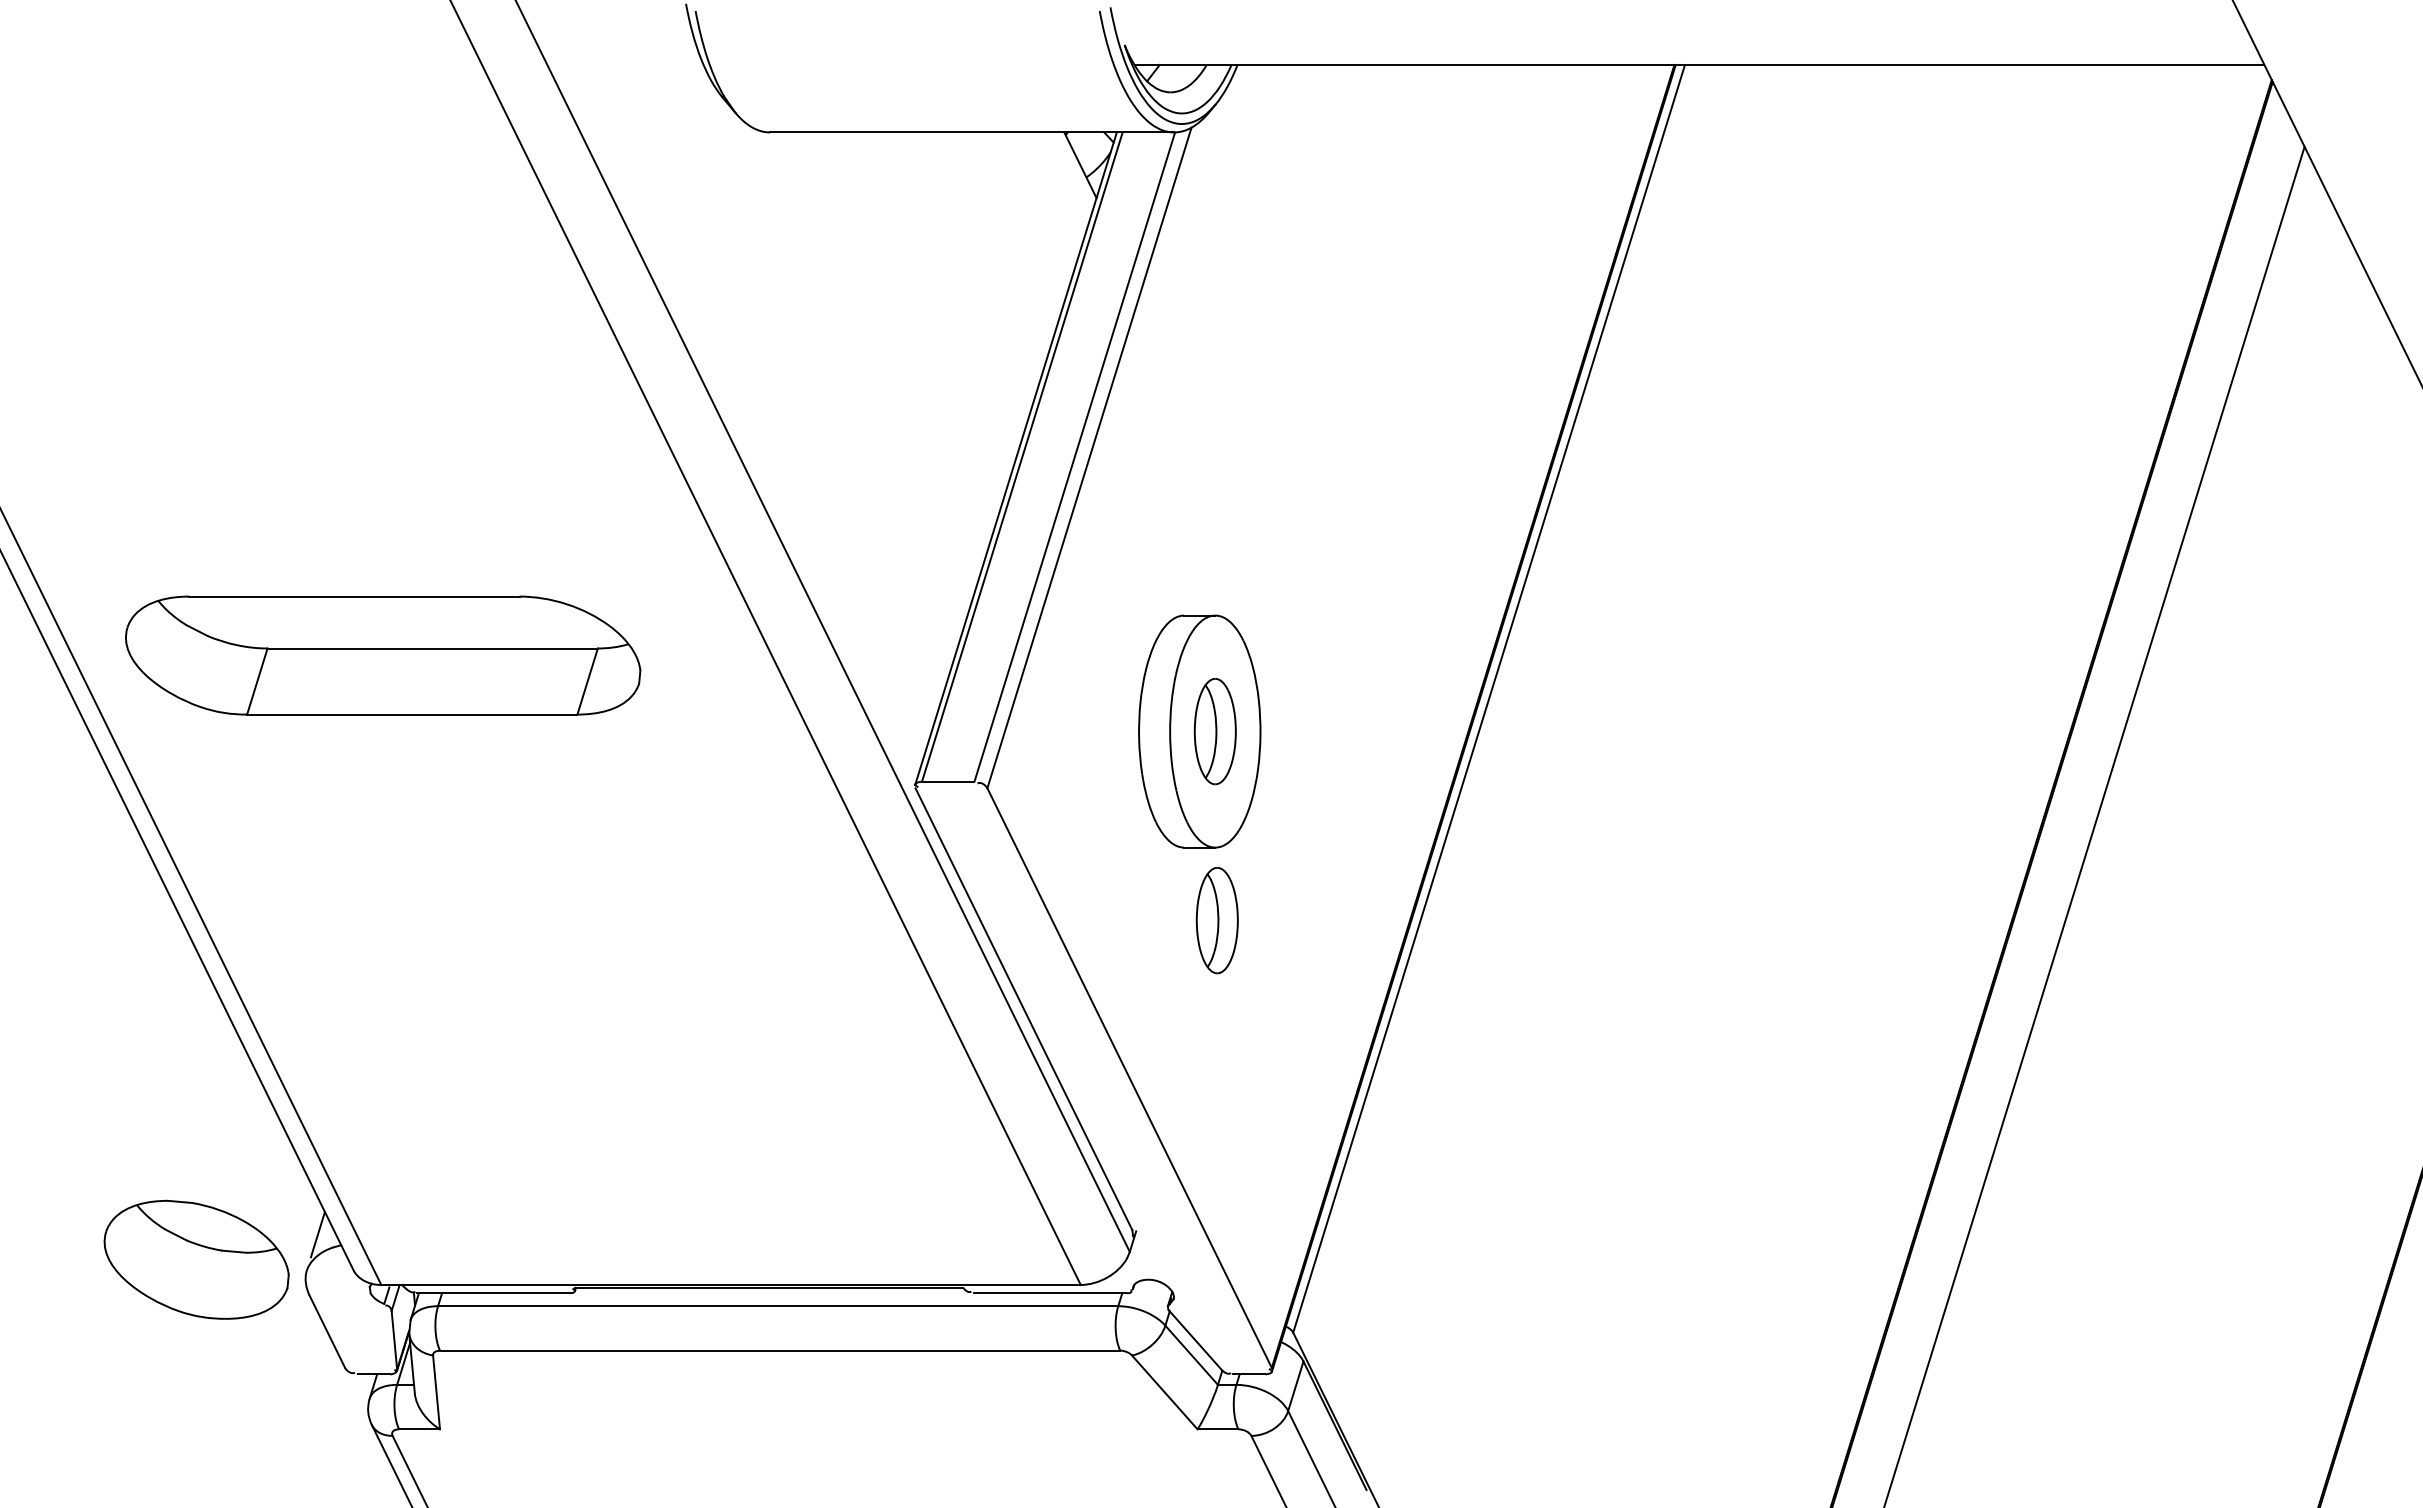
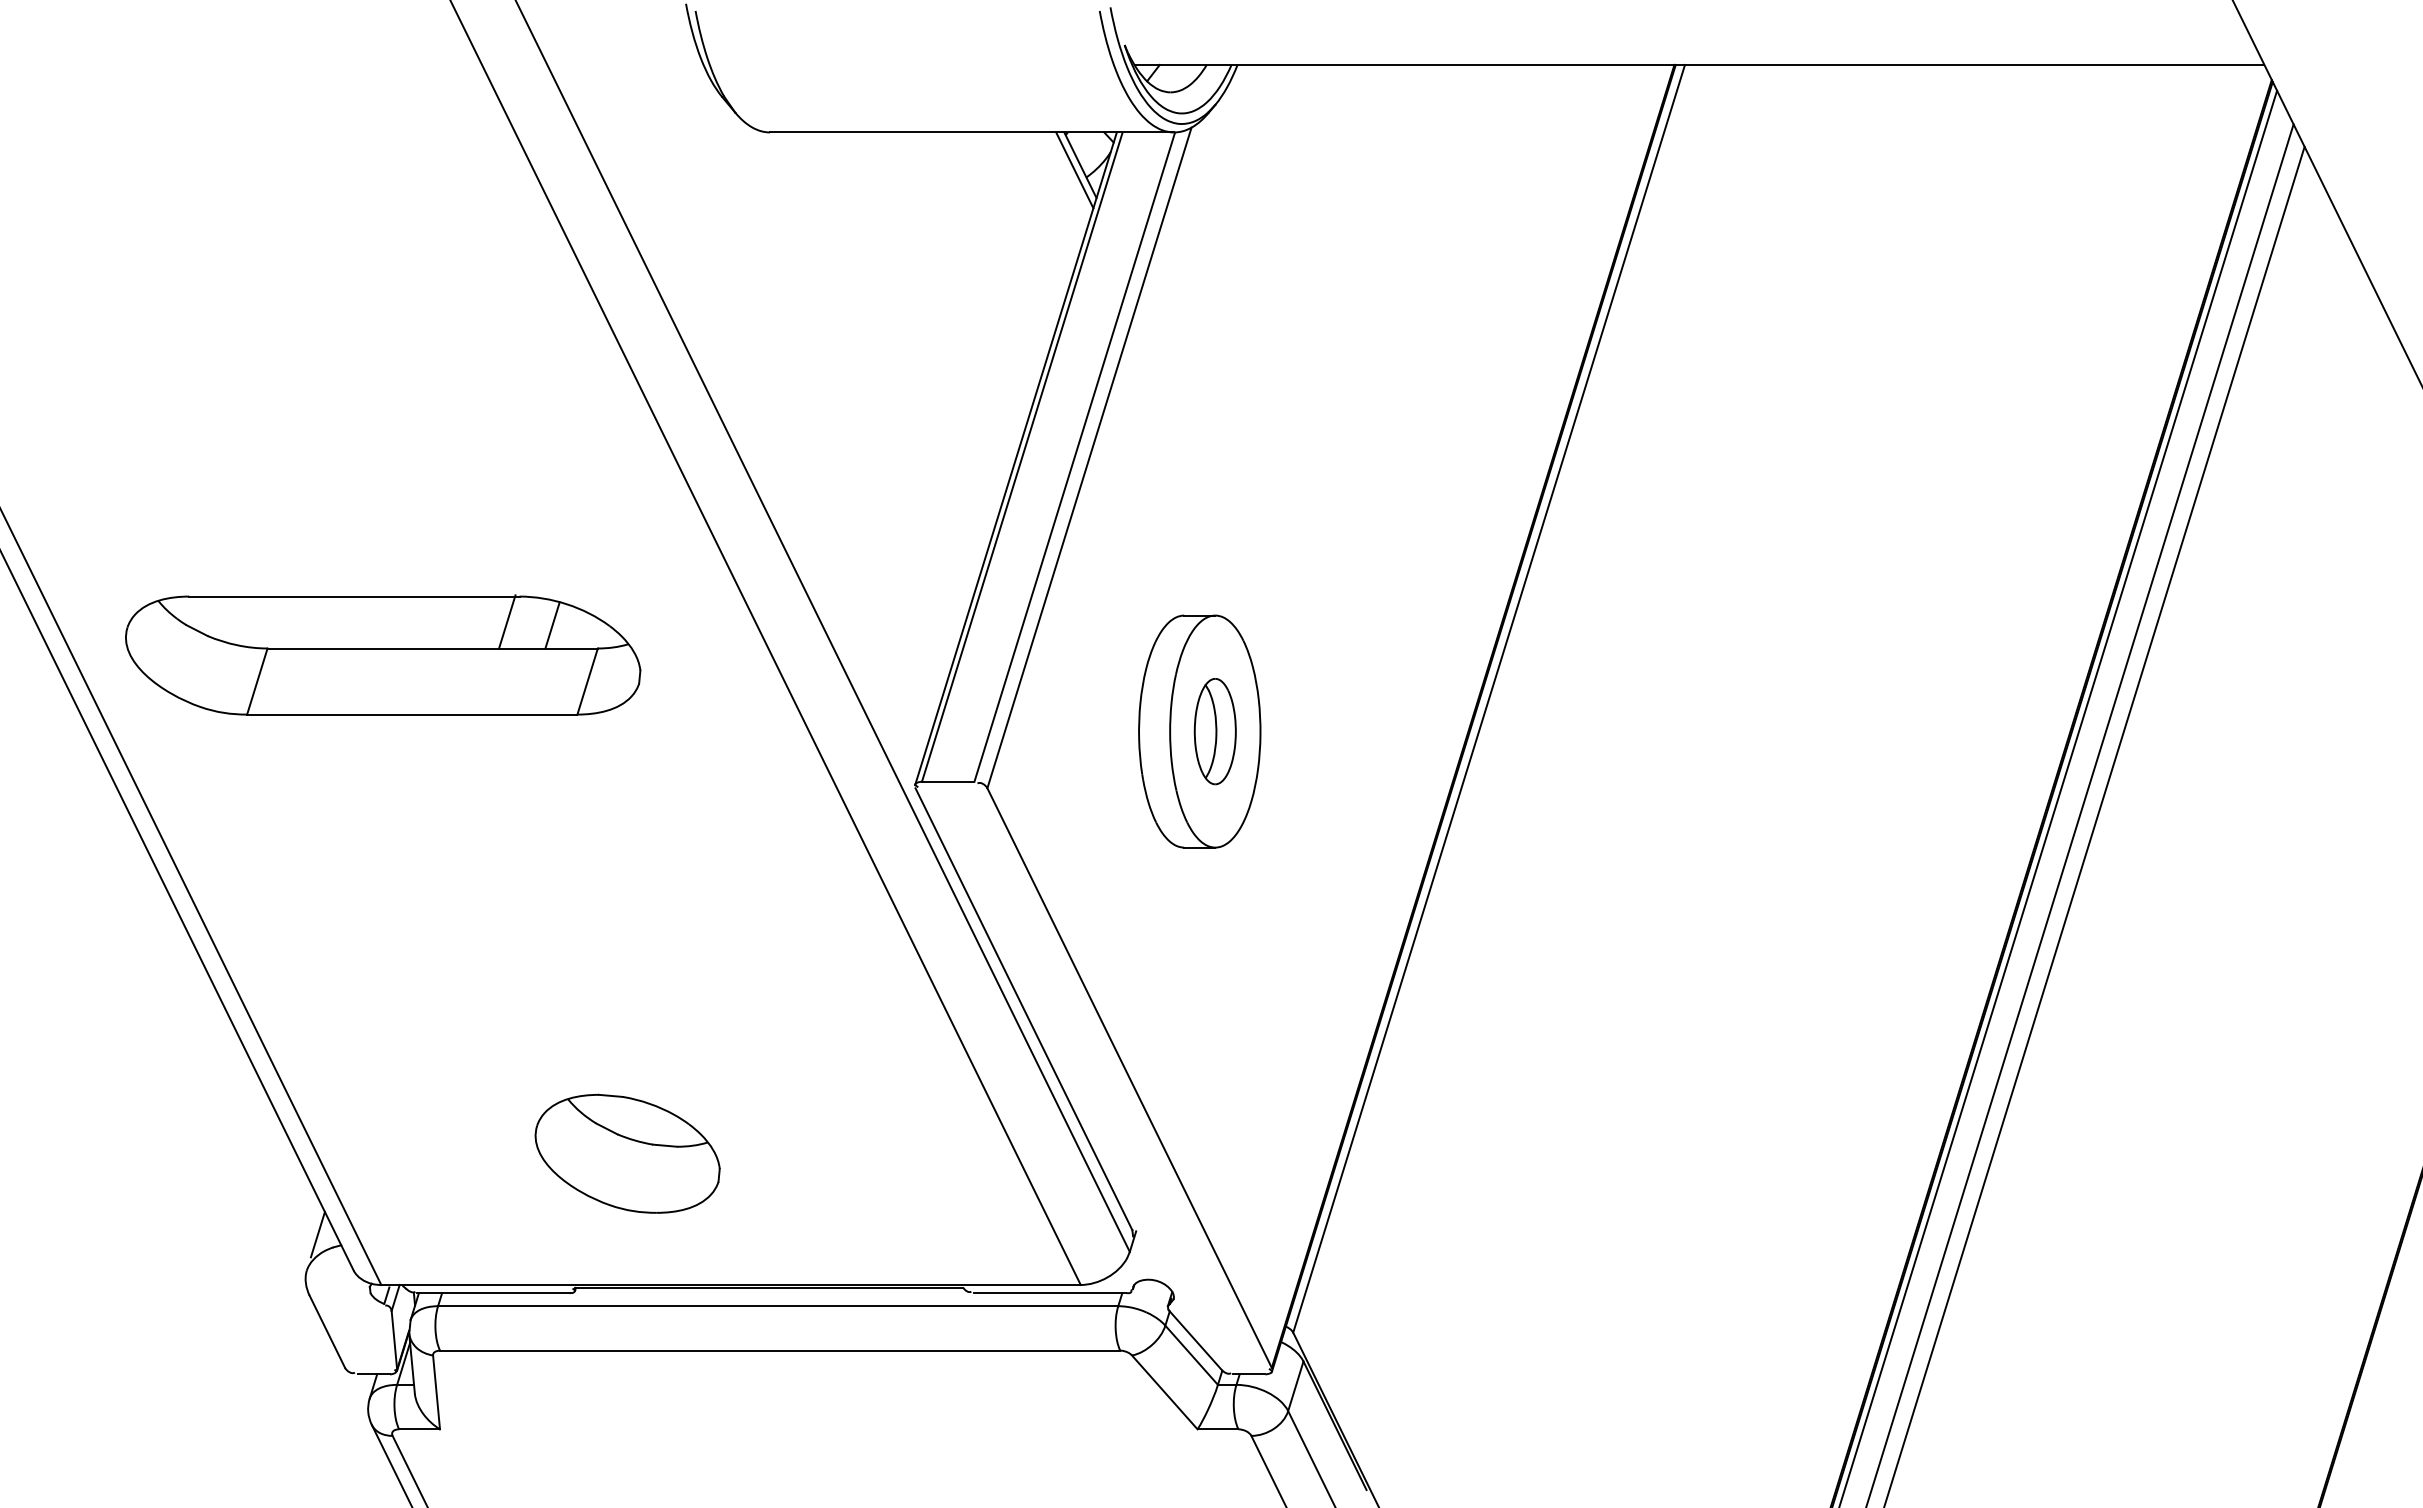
line: none -> present (1074, 170)
line: none -> present (507, 621)
line: none -> present (552, 625)
line: none -> present (2058, 797)
line: none -> present (2080, 814)
part: present -> none (1216, 920)
part position: (196, 1259) -> (627, 1153) (627, 1153)
